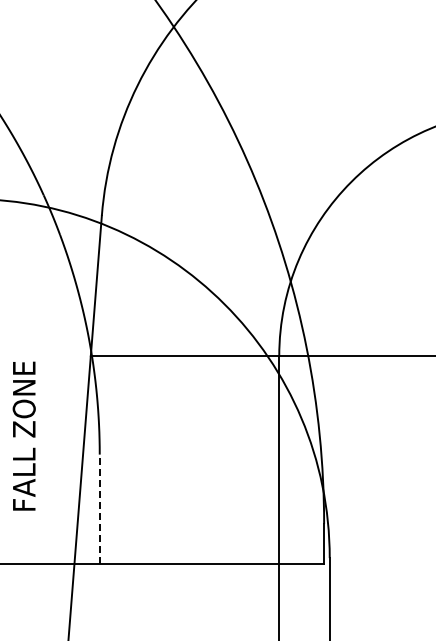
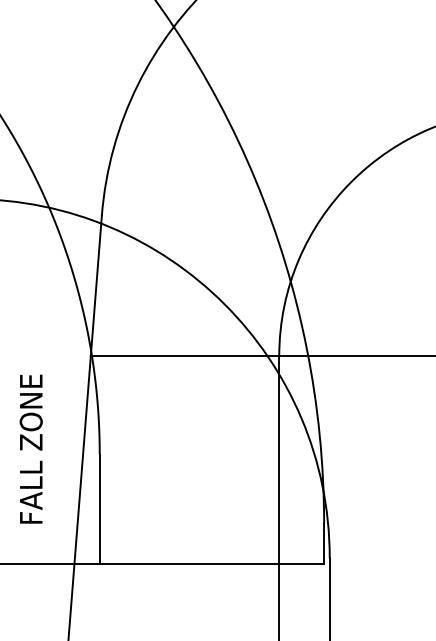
text position: (23, 435) -> (30, 448) (30, 448)
line: dashed -> solid (99, 509)
